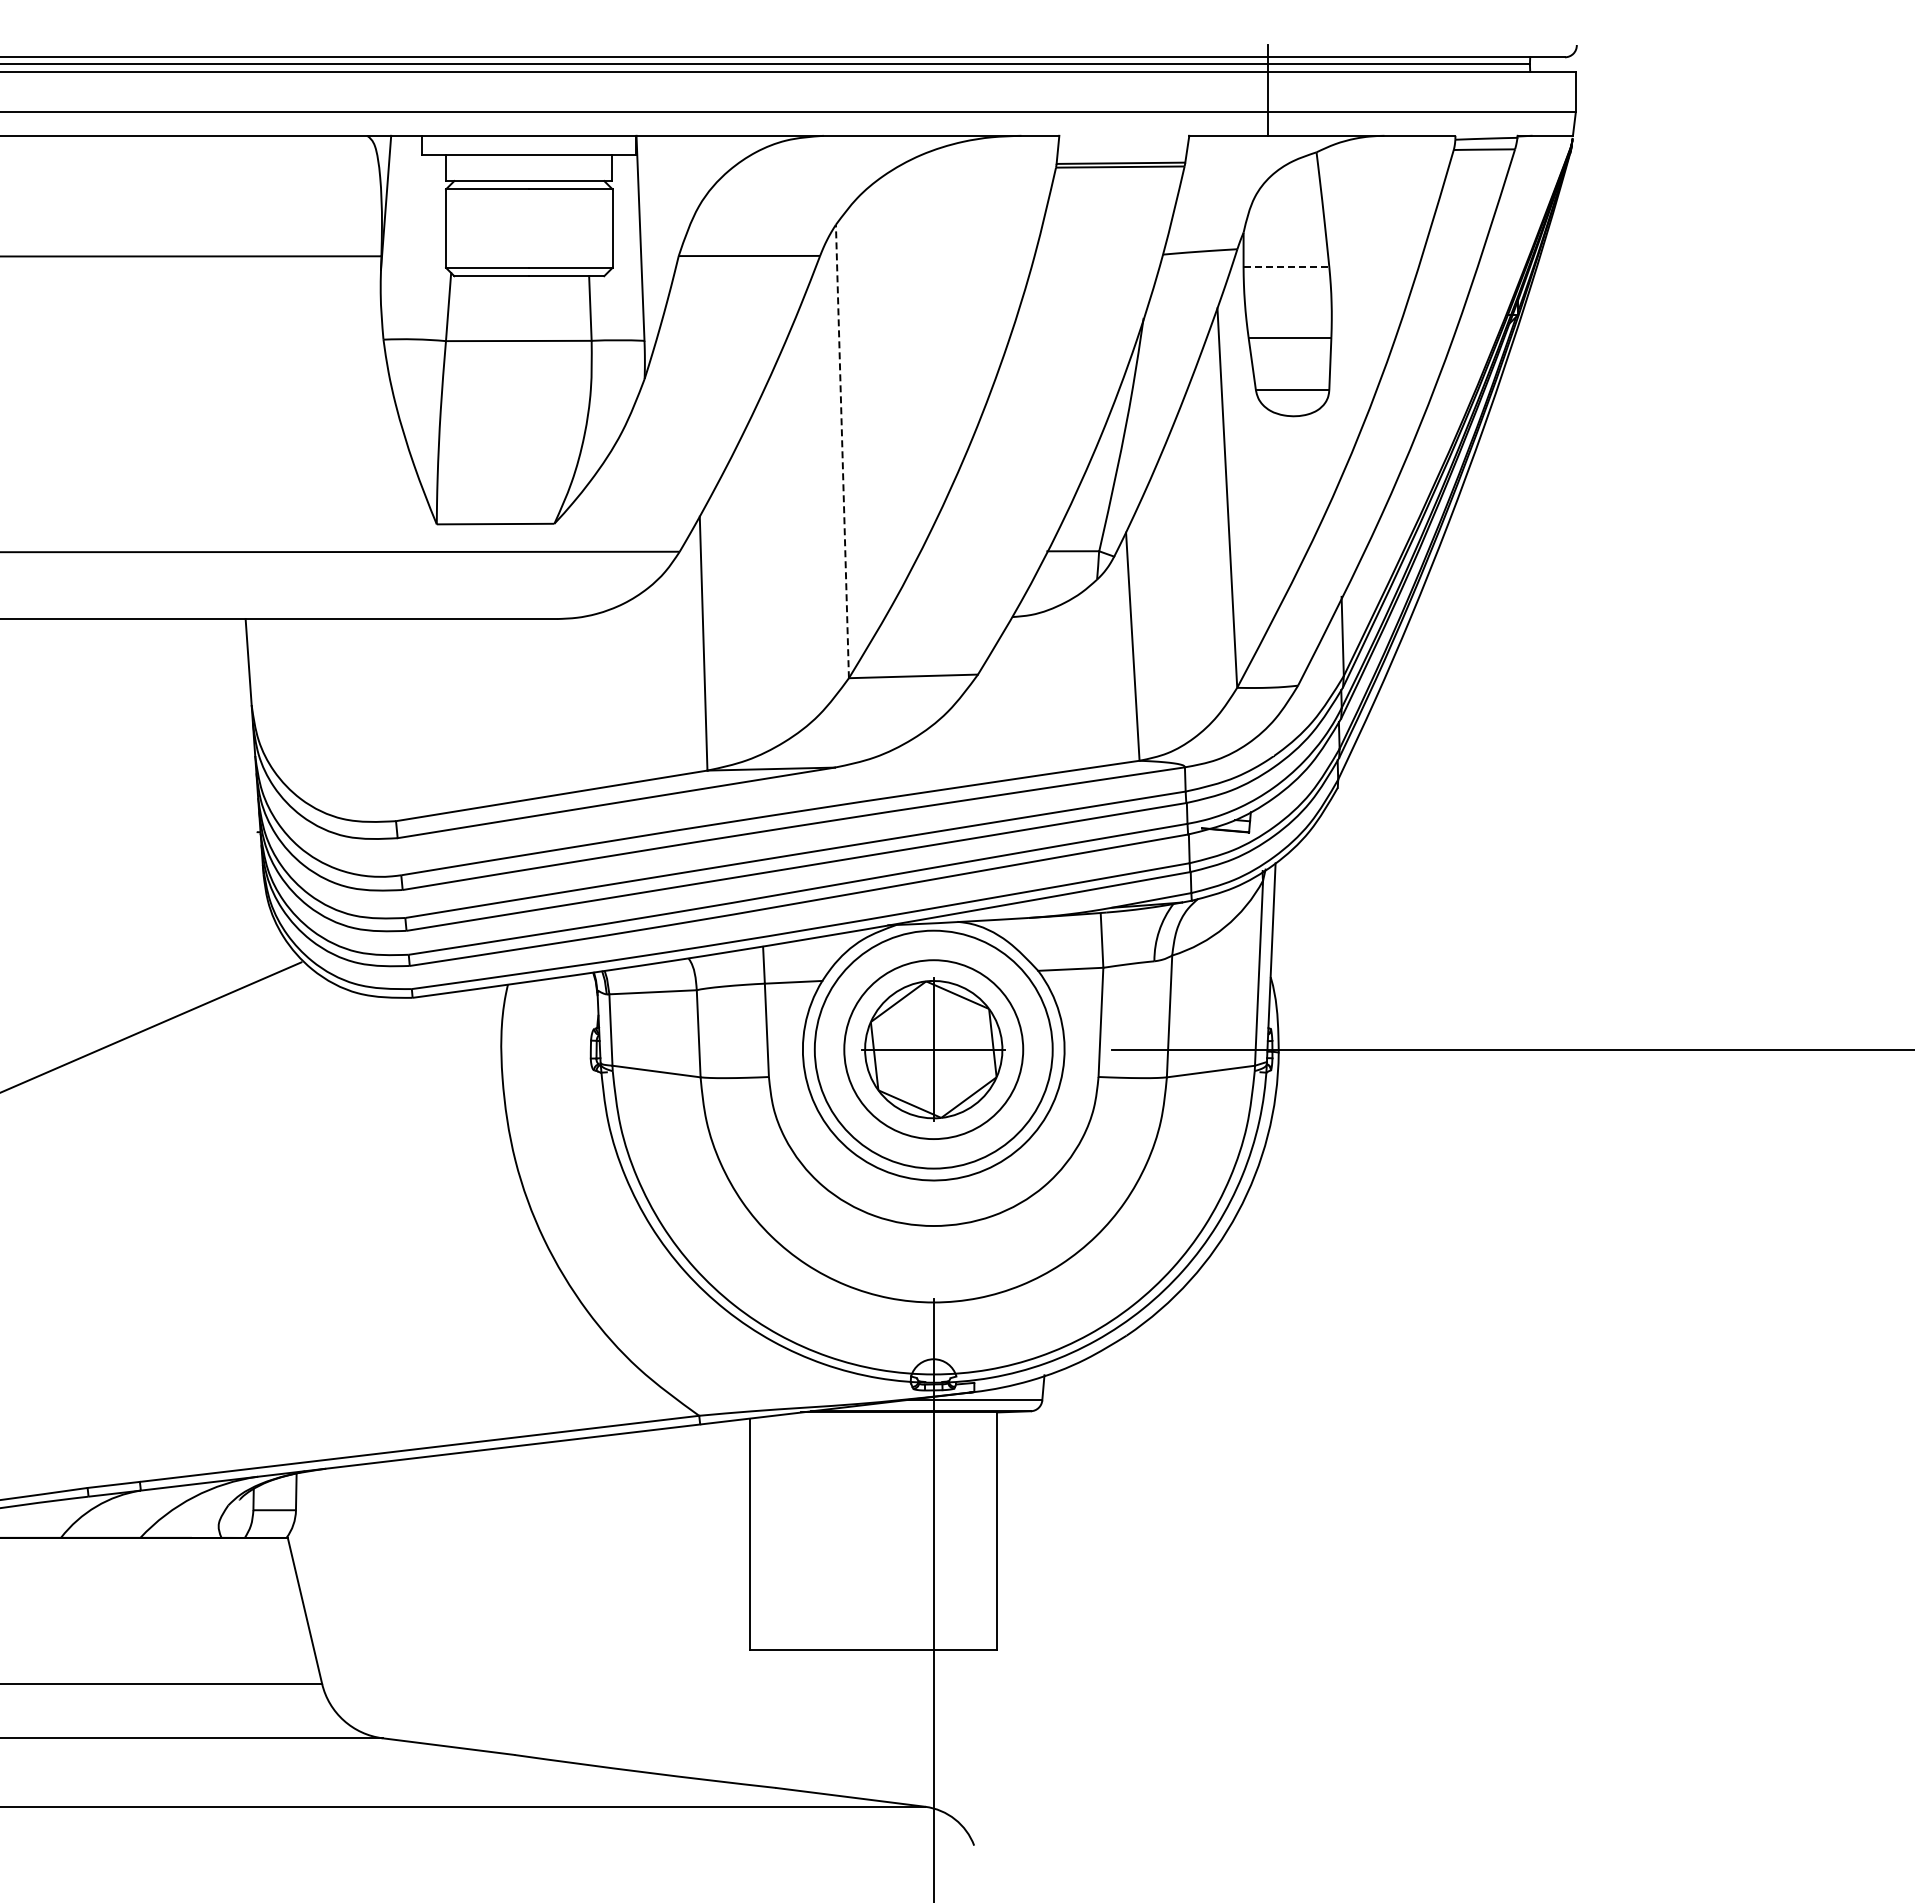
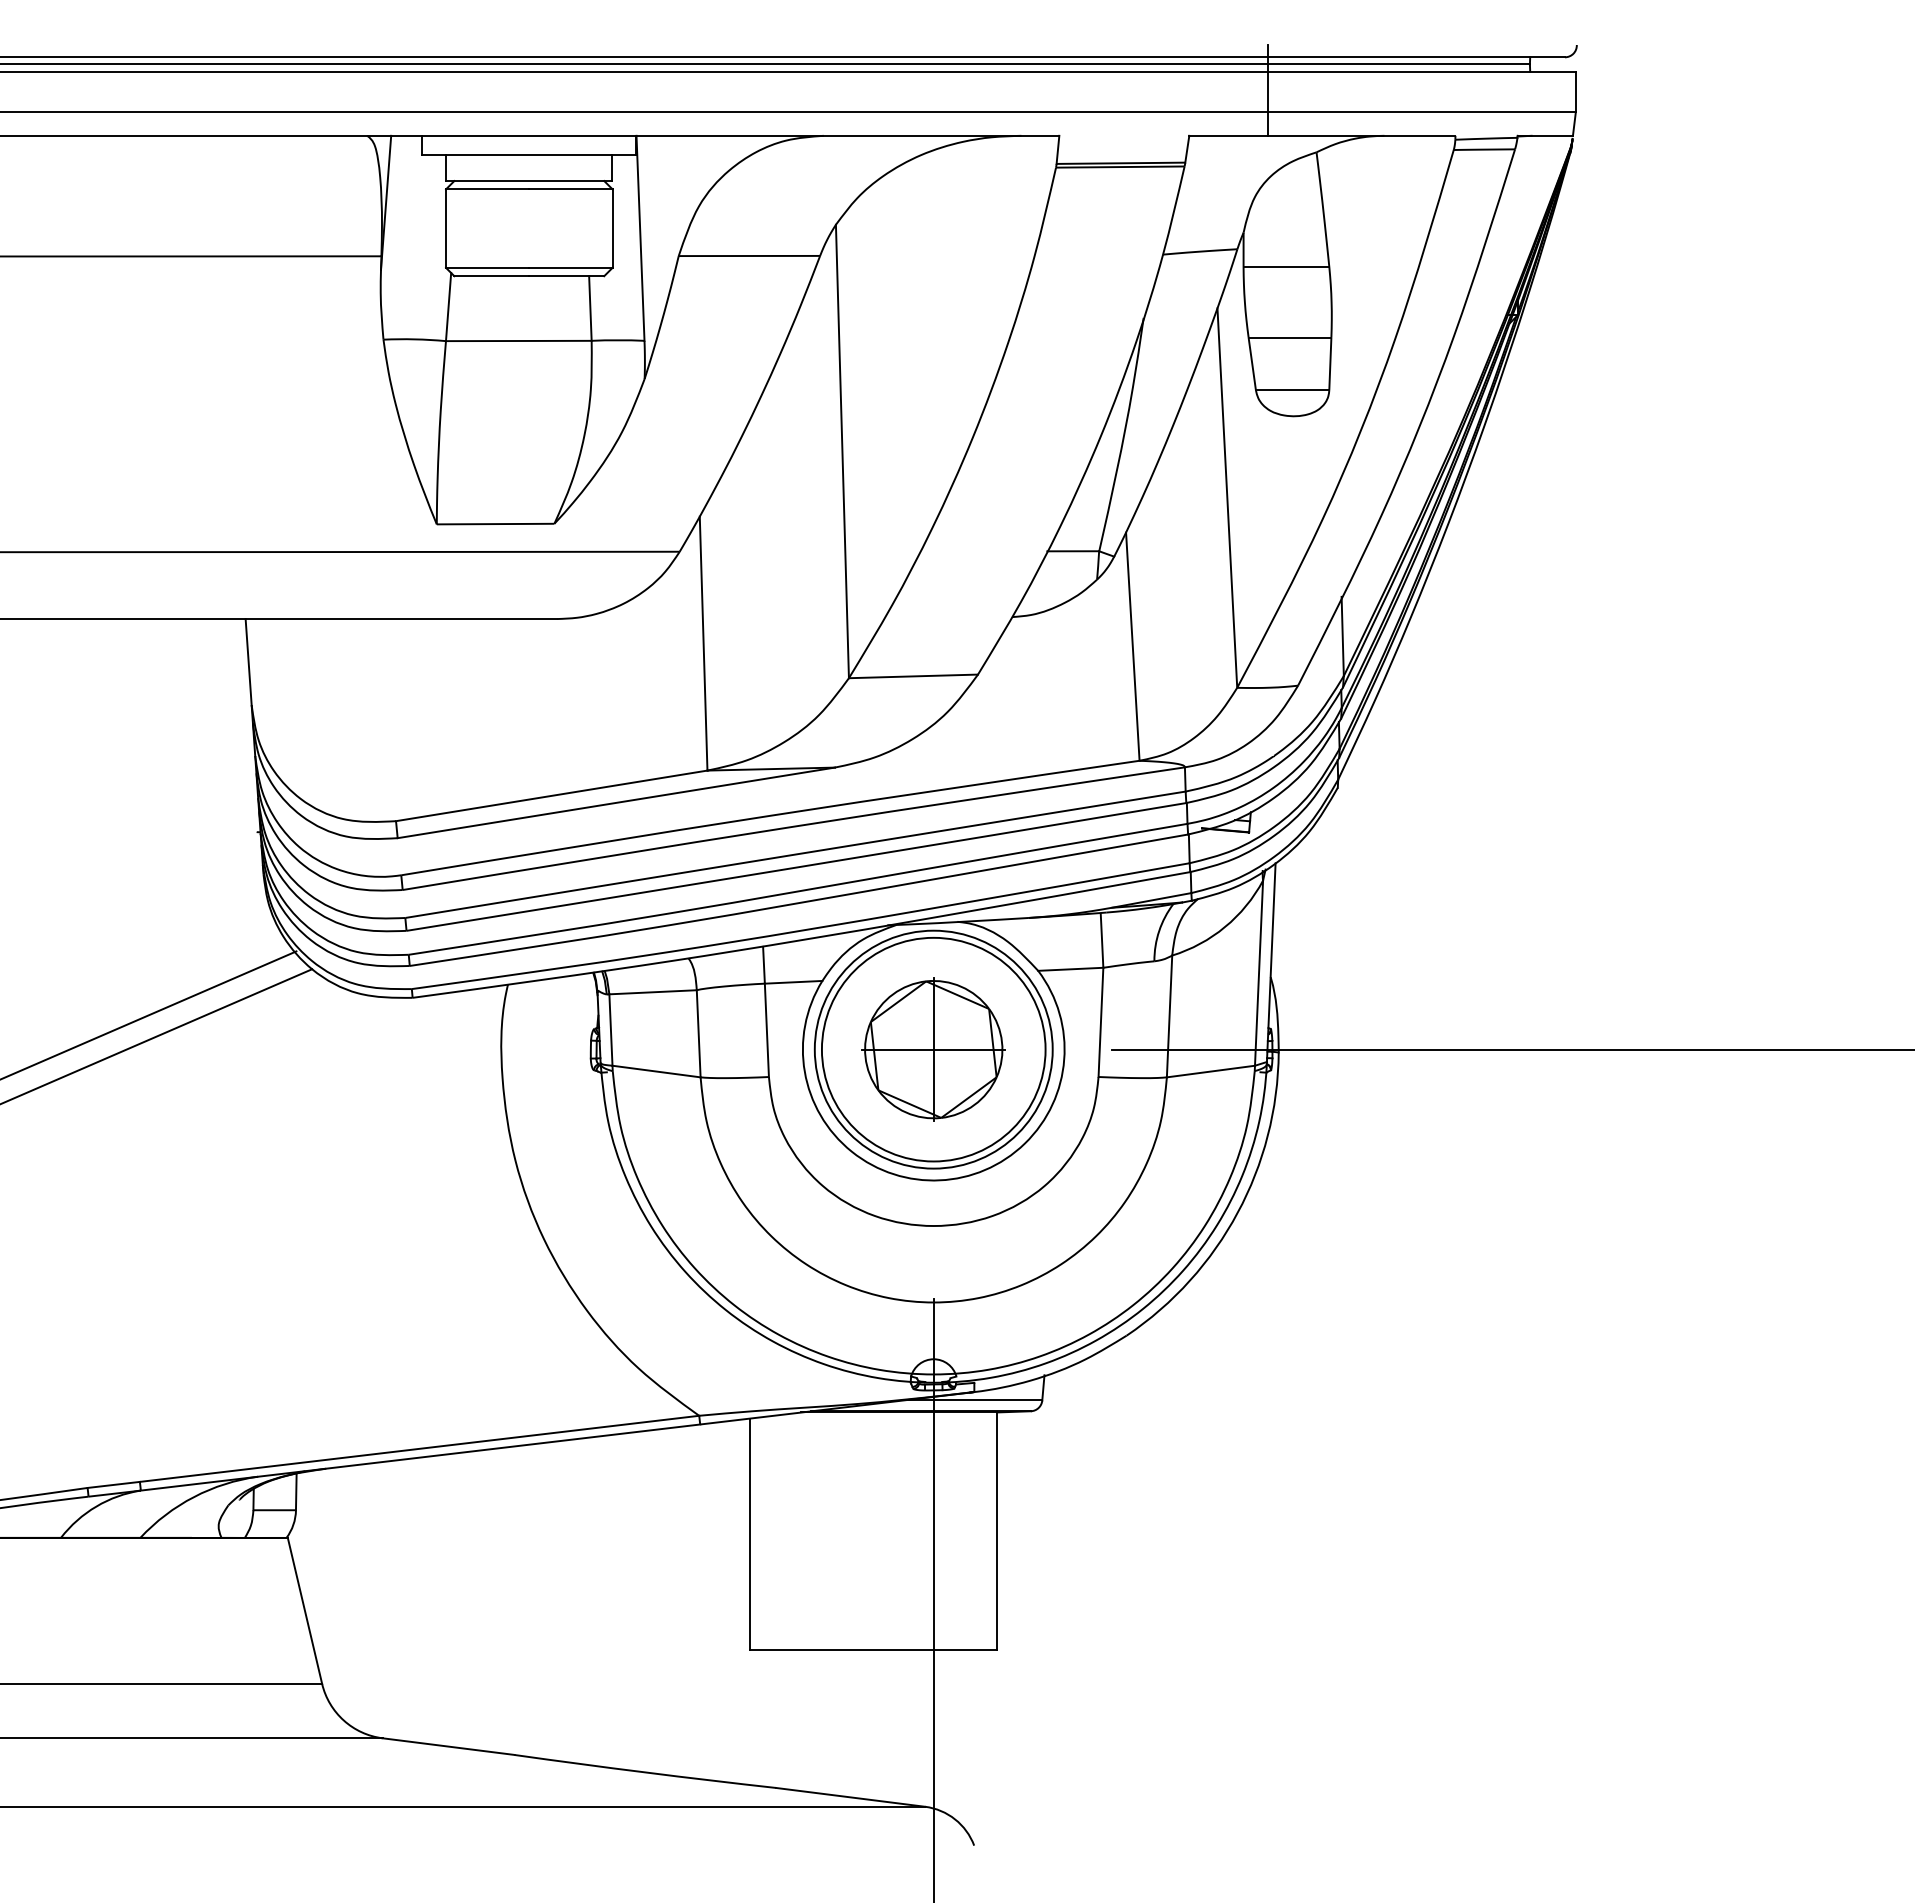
line: dashed -> solid (1286, 267)
line: dashed -> solid (842, 451)
line position: (151, 1026) -> (149, 1014) (149, 1014)
line: none -> present (157, 1036)
circle diameter: 179 px -> 224 px (933, 1049)
